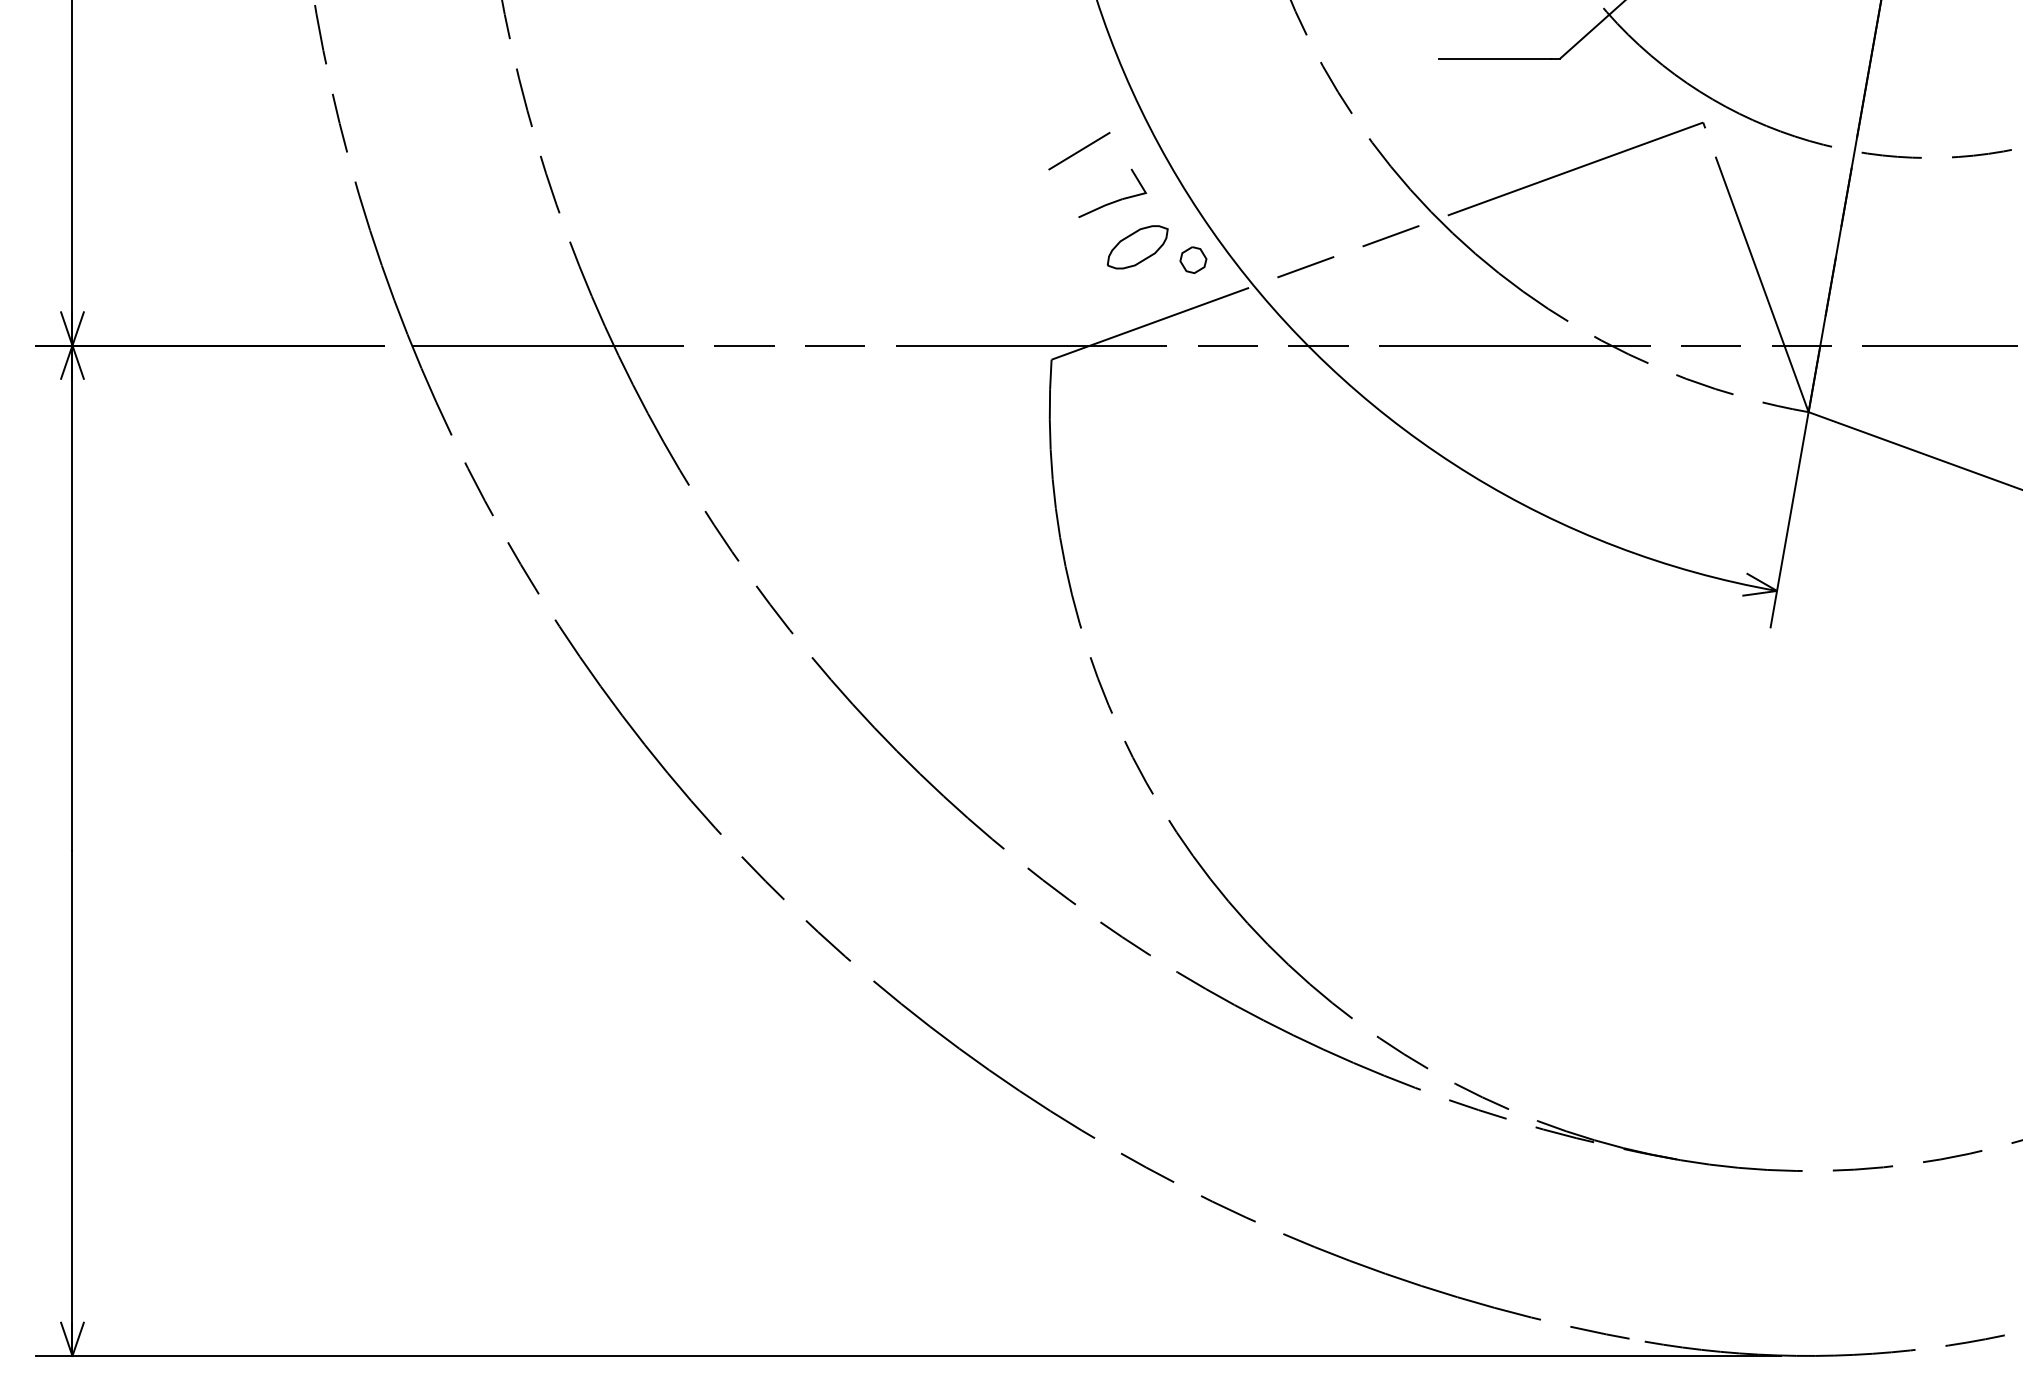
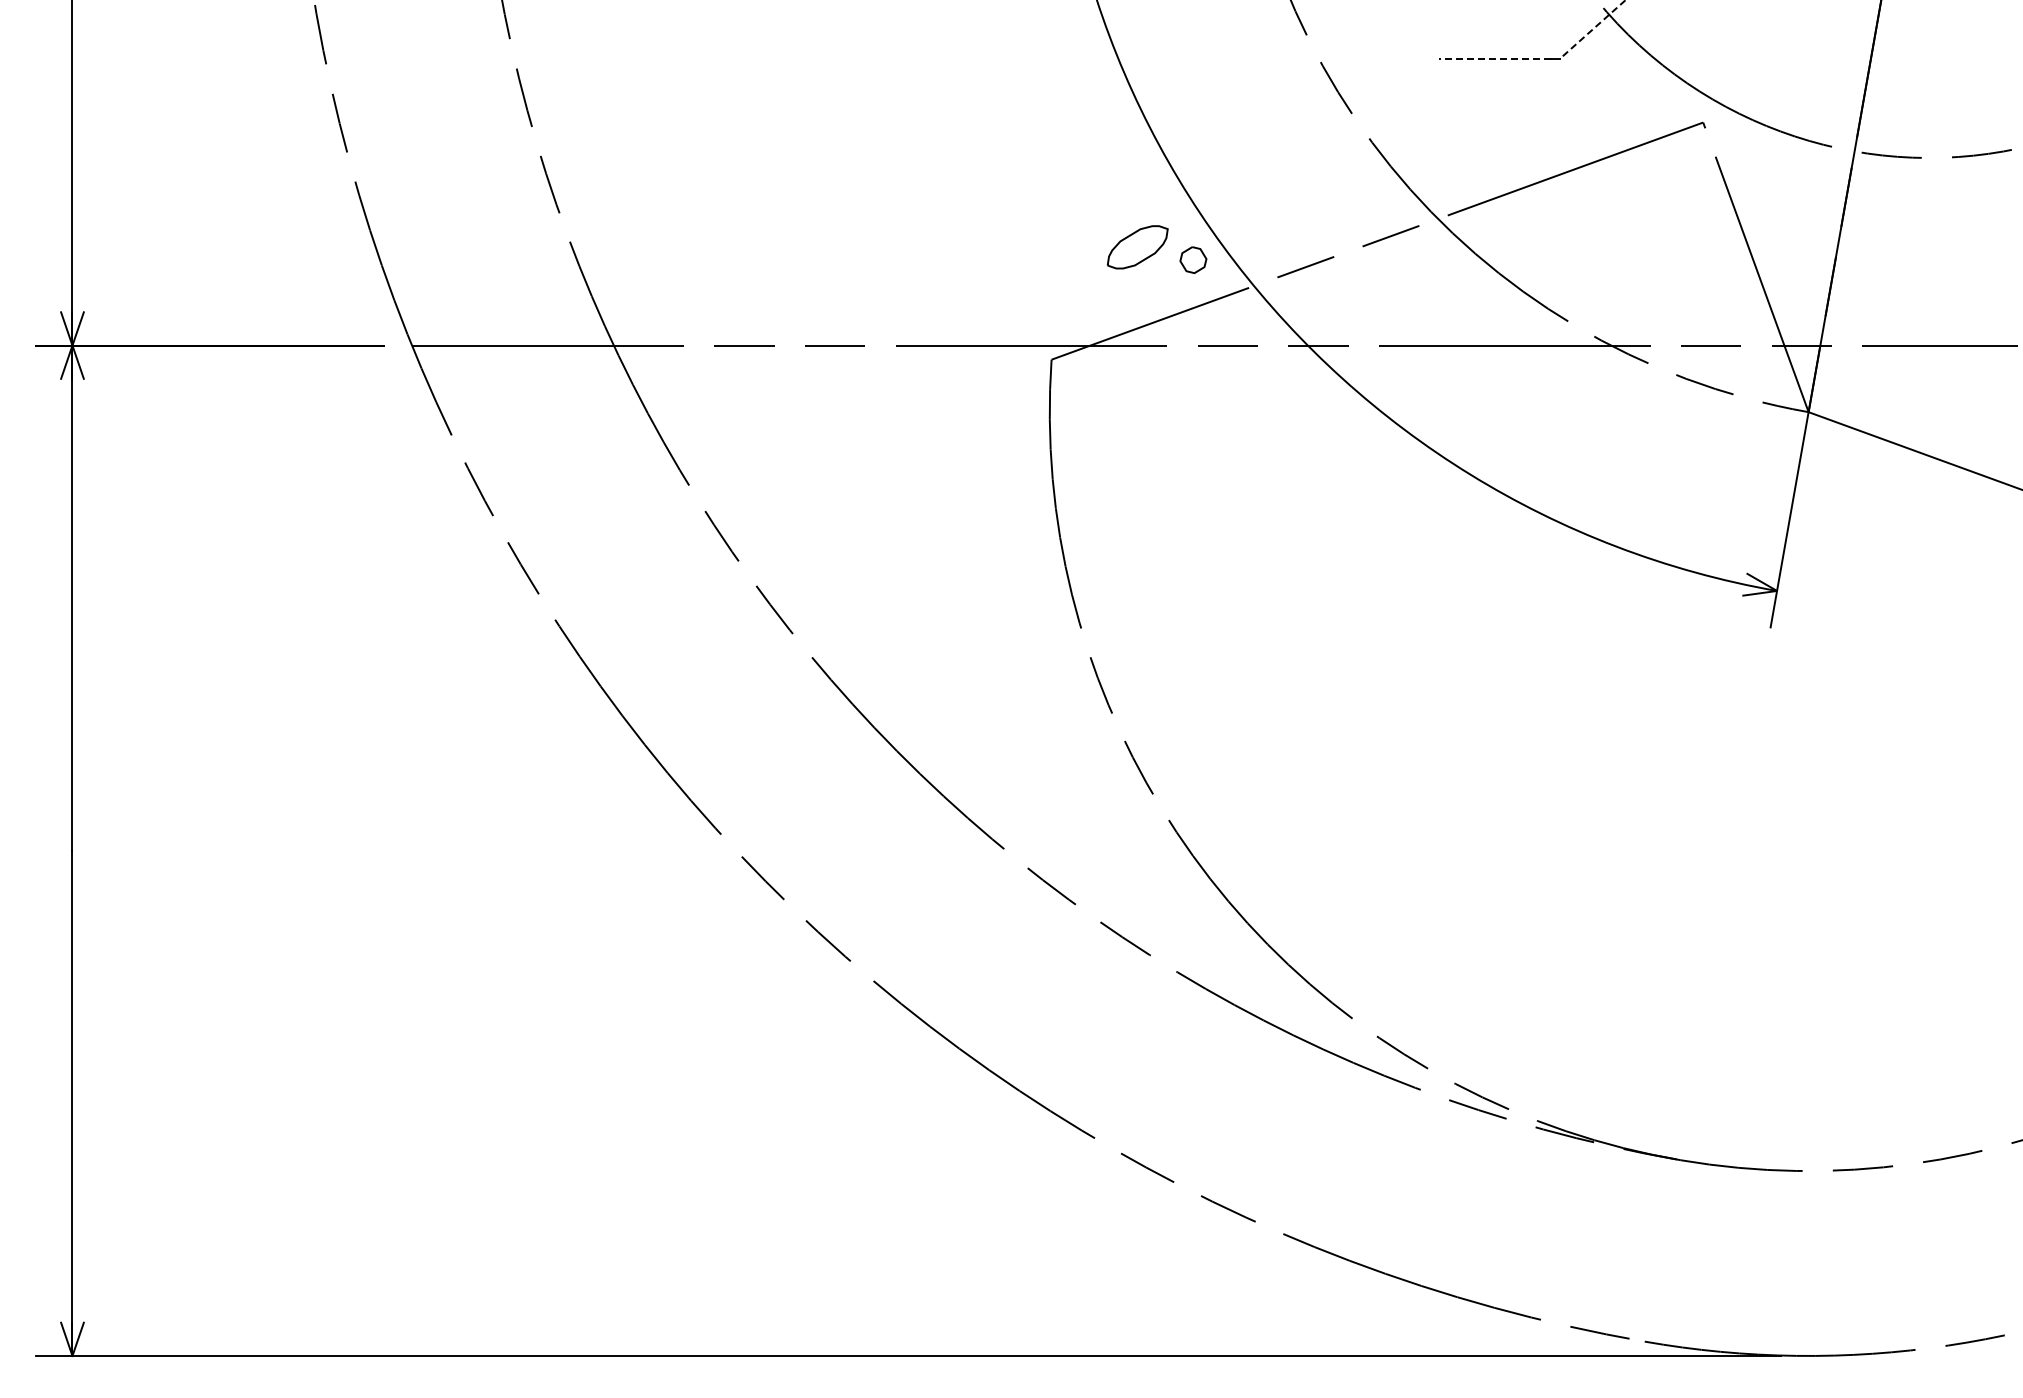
line: solid -> dashed (1592, 29)
line: solid -> dashed (1494, 58)
line: present -> none (1079, 150)
part: present -> none (1115, 200)
